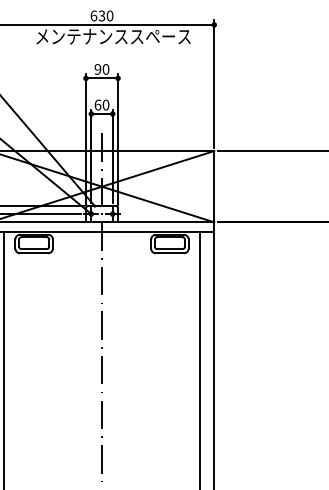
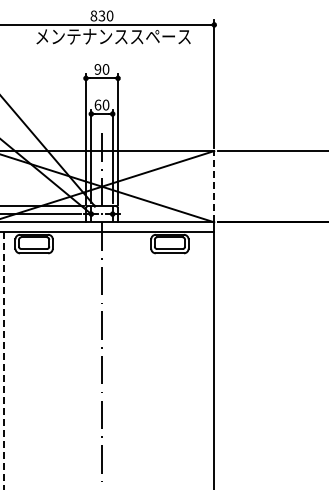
text: 630 -> 830 (93, 15)
line: solid -> dashed (214, 186)
line: present -> none (200, 358)
line: solid -> dashed (4, 360)
